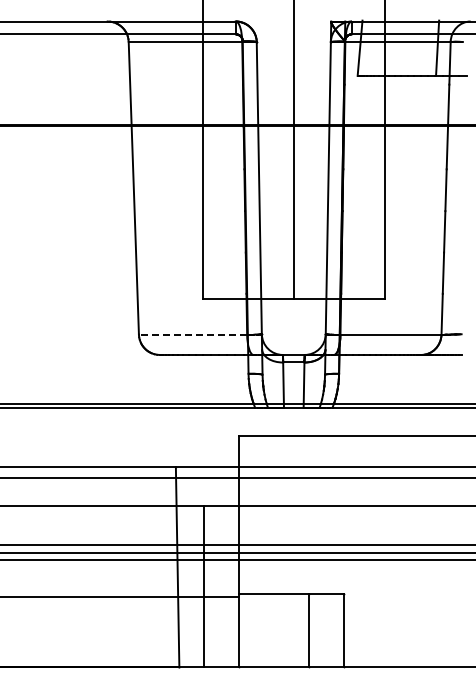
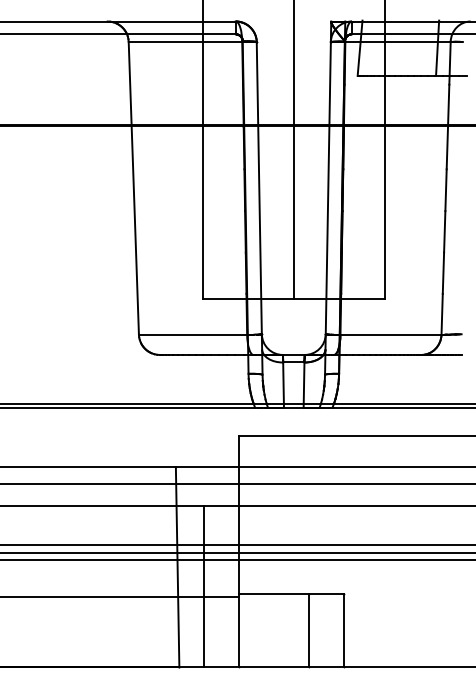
line: dashed -> solid (192, 334)
line position: (237, 478) -> (237, 484) (237, 484)
